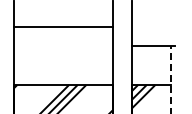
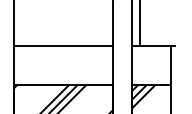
line: none -> present (139, 23)
line position: (63, 26) -> (63, 45) (63, 45)
line: dashed -> solid (170, 79)
